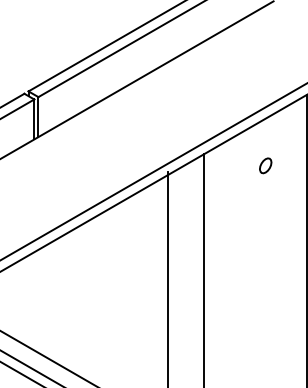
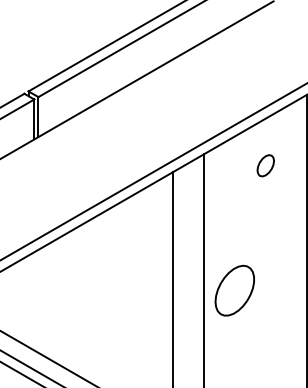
part size: 14x18 px -> 19x24 px (265, 165)
line position: (168, 278) -> (173, 278) (173, 278)
part: none -> present (234, 290)
